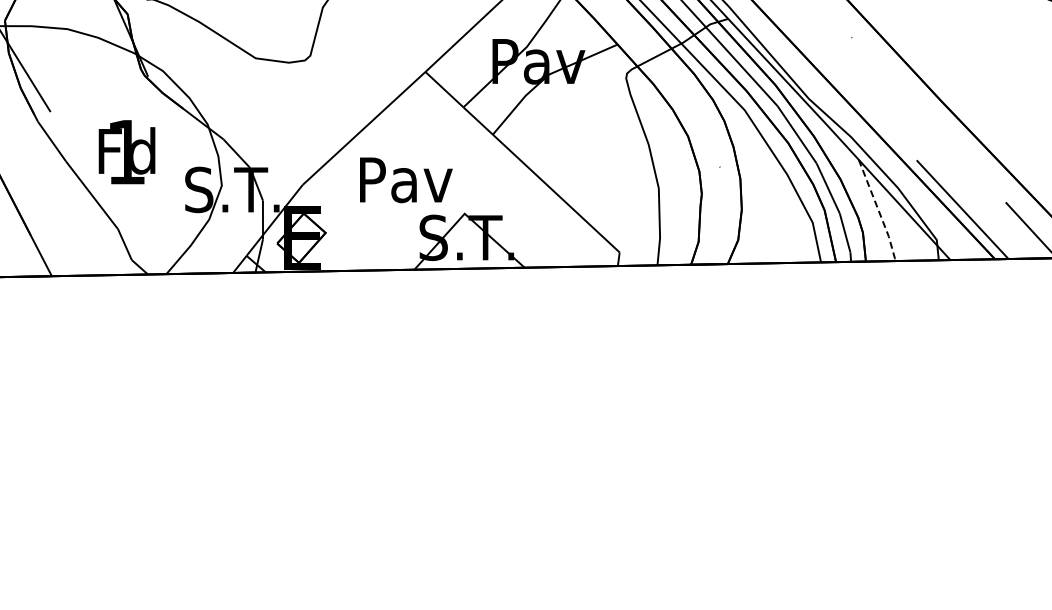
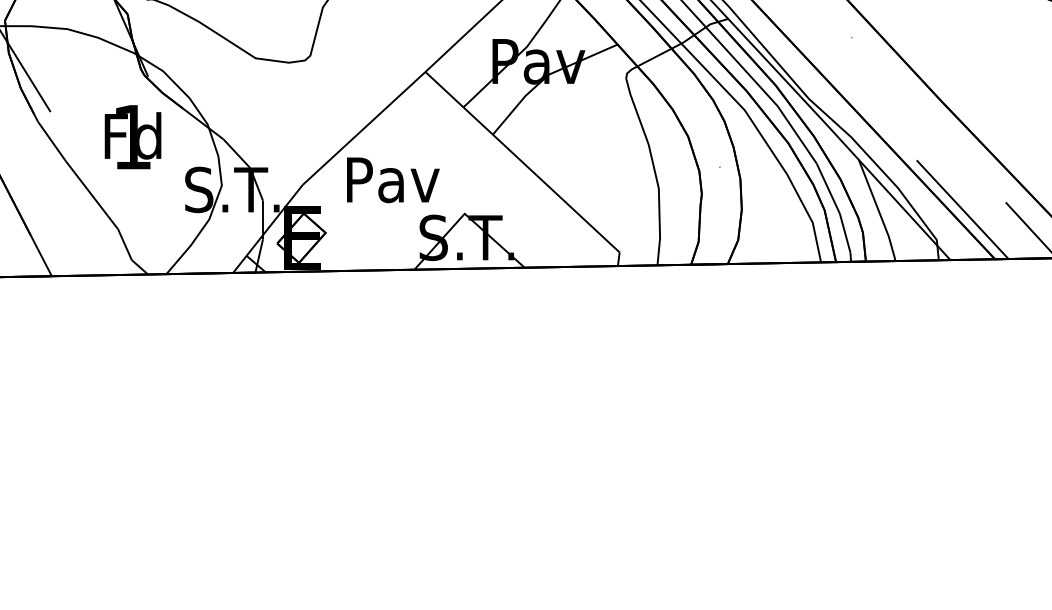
text position: (126, 152) -> (132, 137) (132, 137)
text position: (406, 180) -> (393, 180) (393, 180)
line: dashed -> solid (879, 211)
